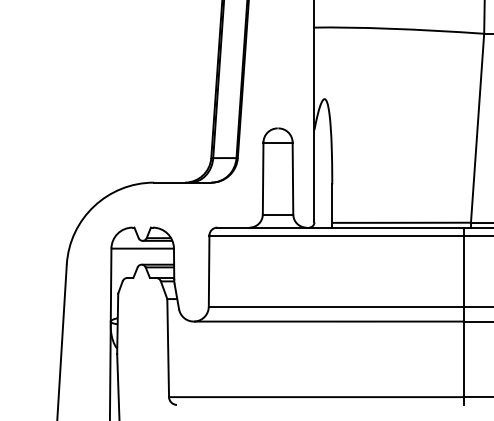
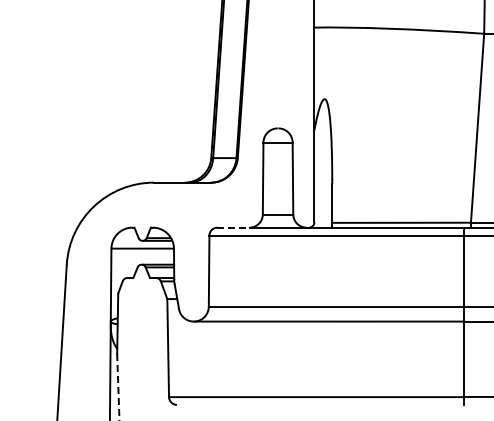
line: solid -> dashed (233, 227)
line: solid -> dashed (118, 387)
